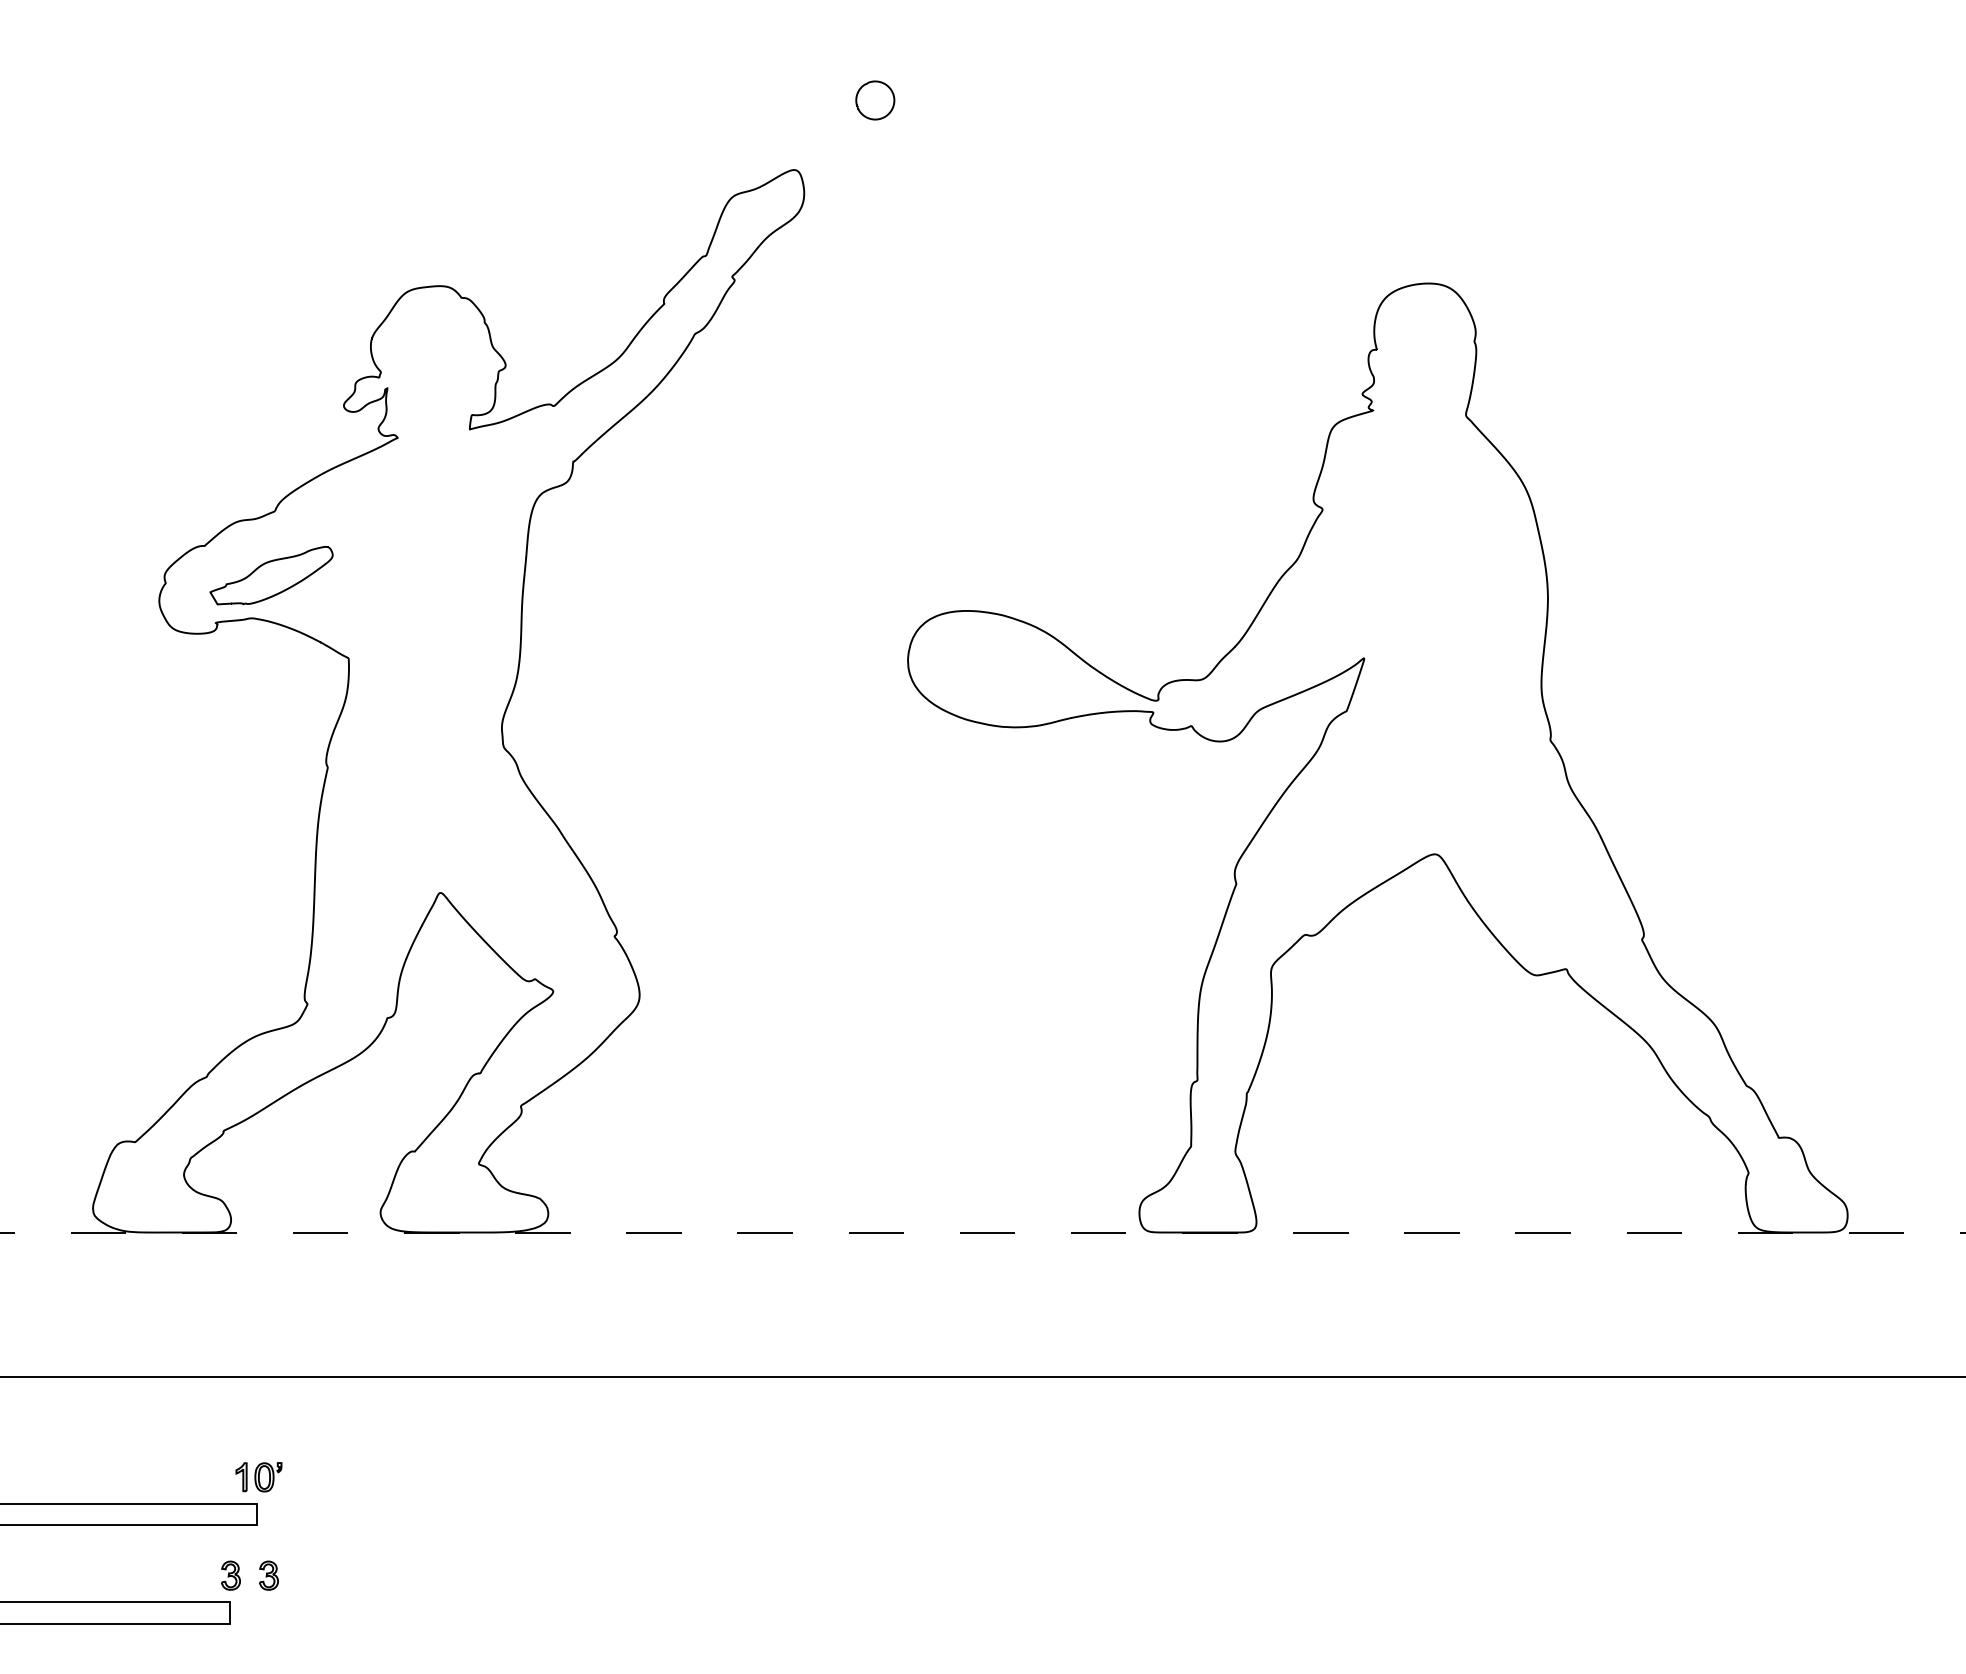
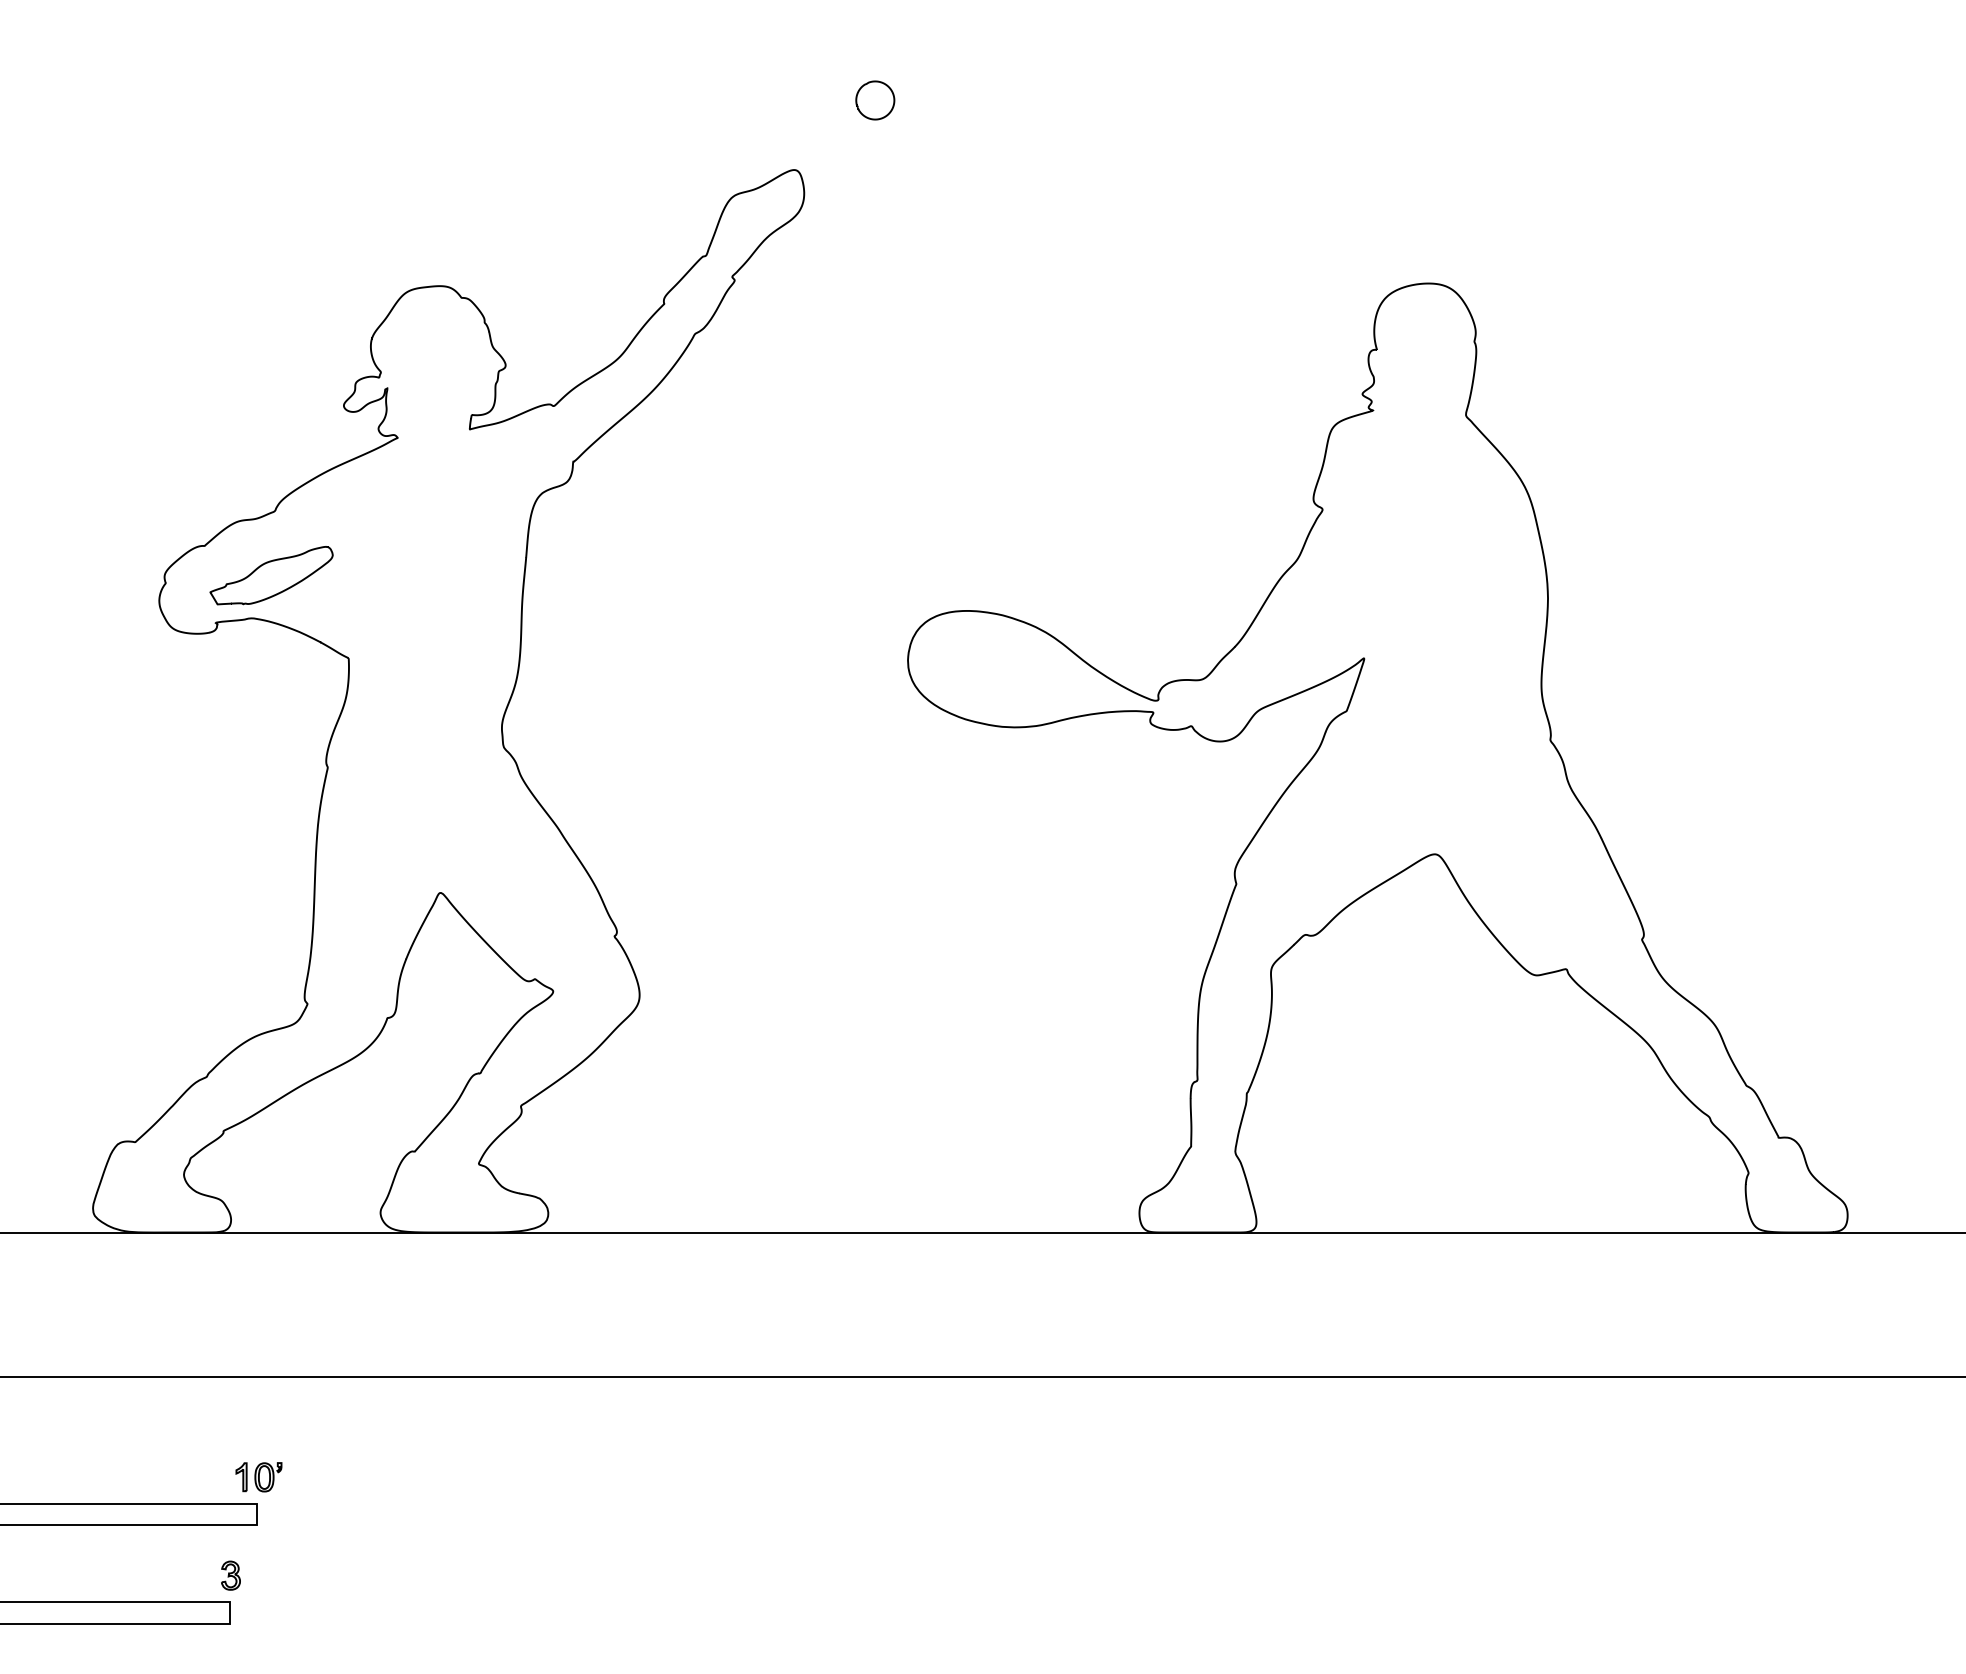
line: dashed -> solid (983, 1232)
part: present -> none (268, 1575)
